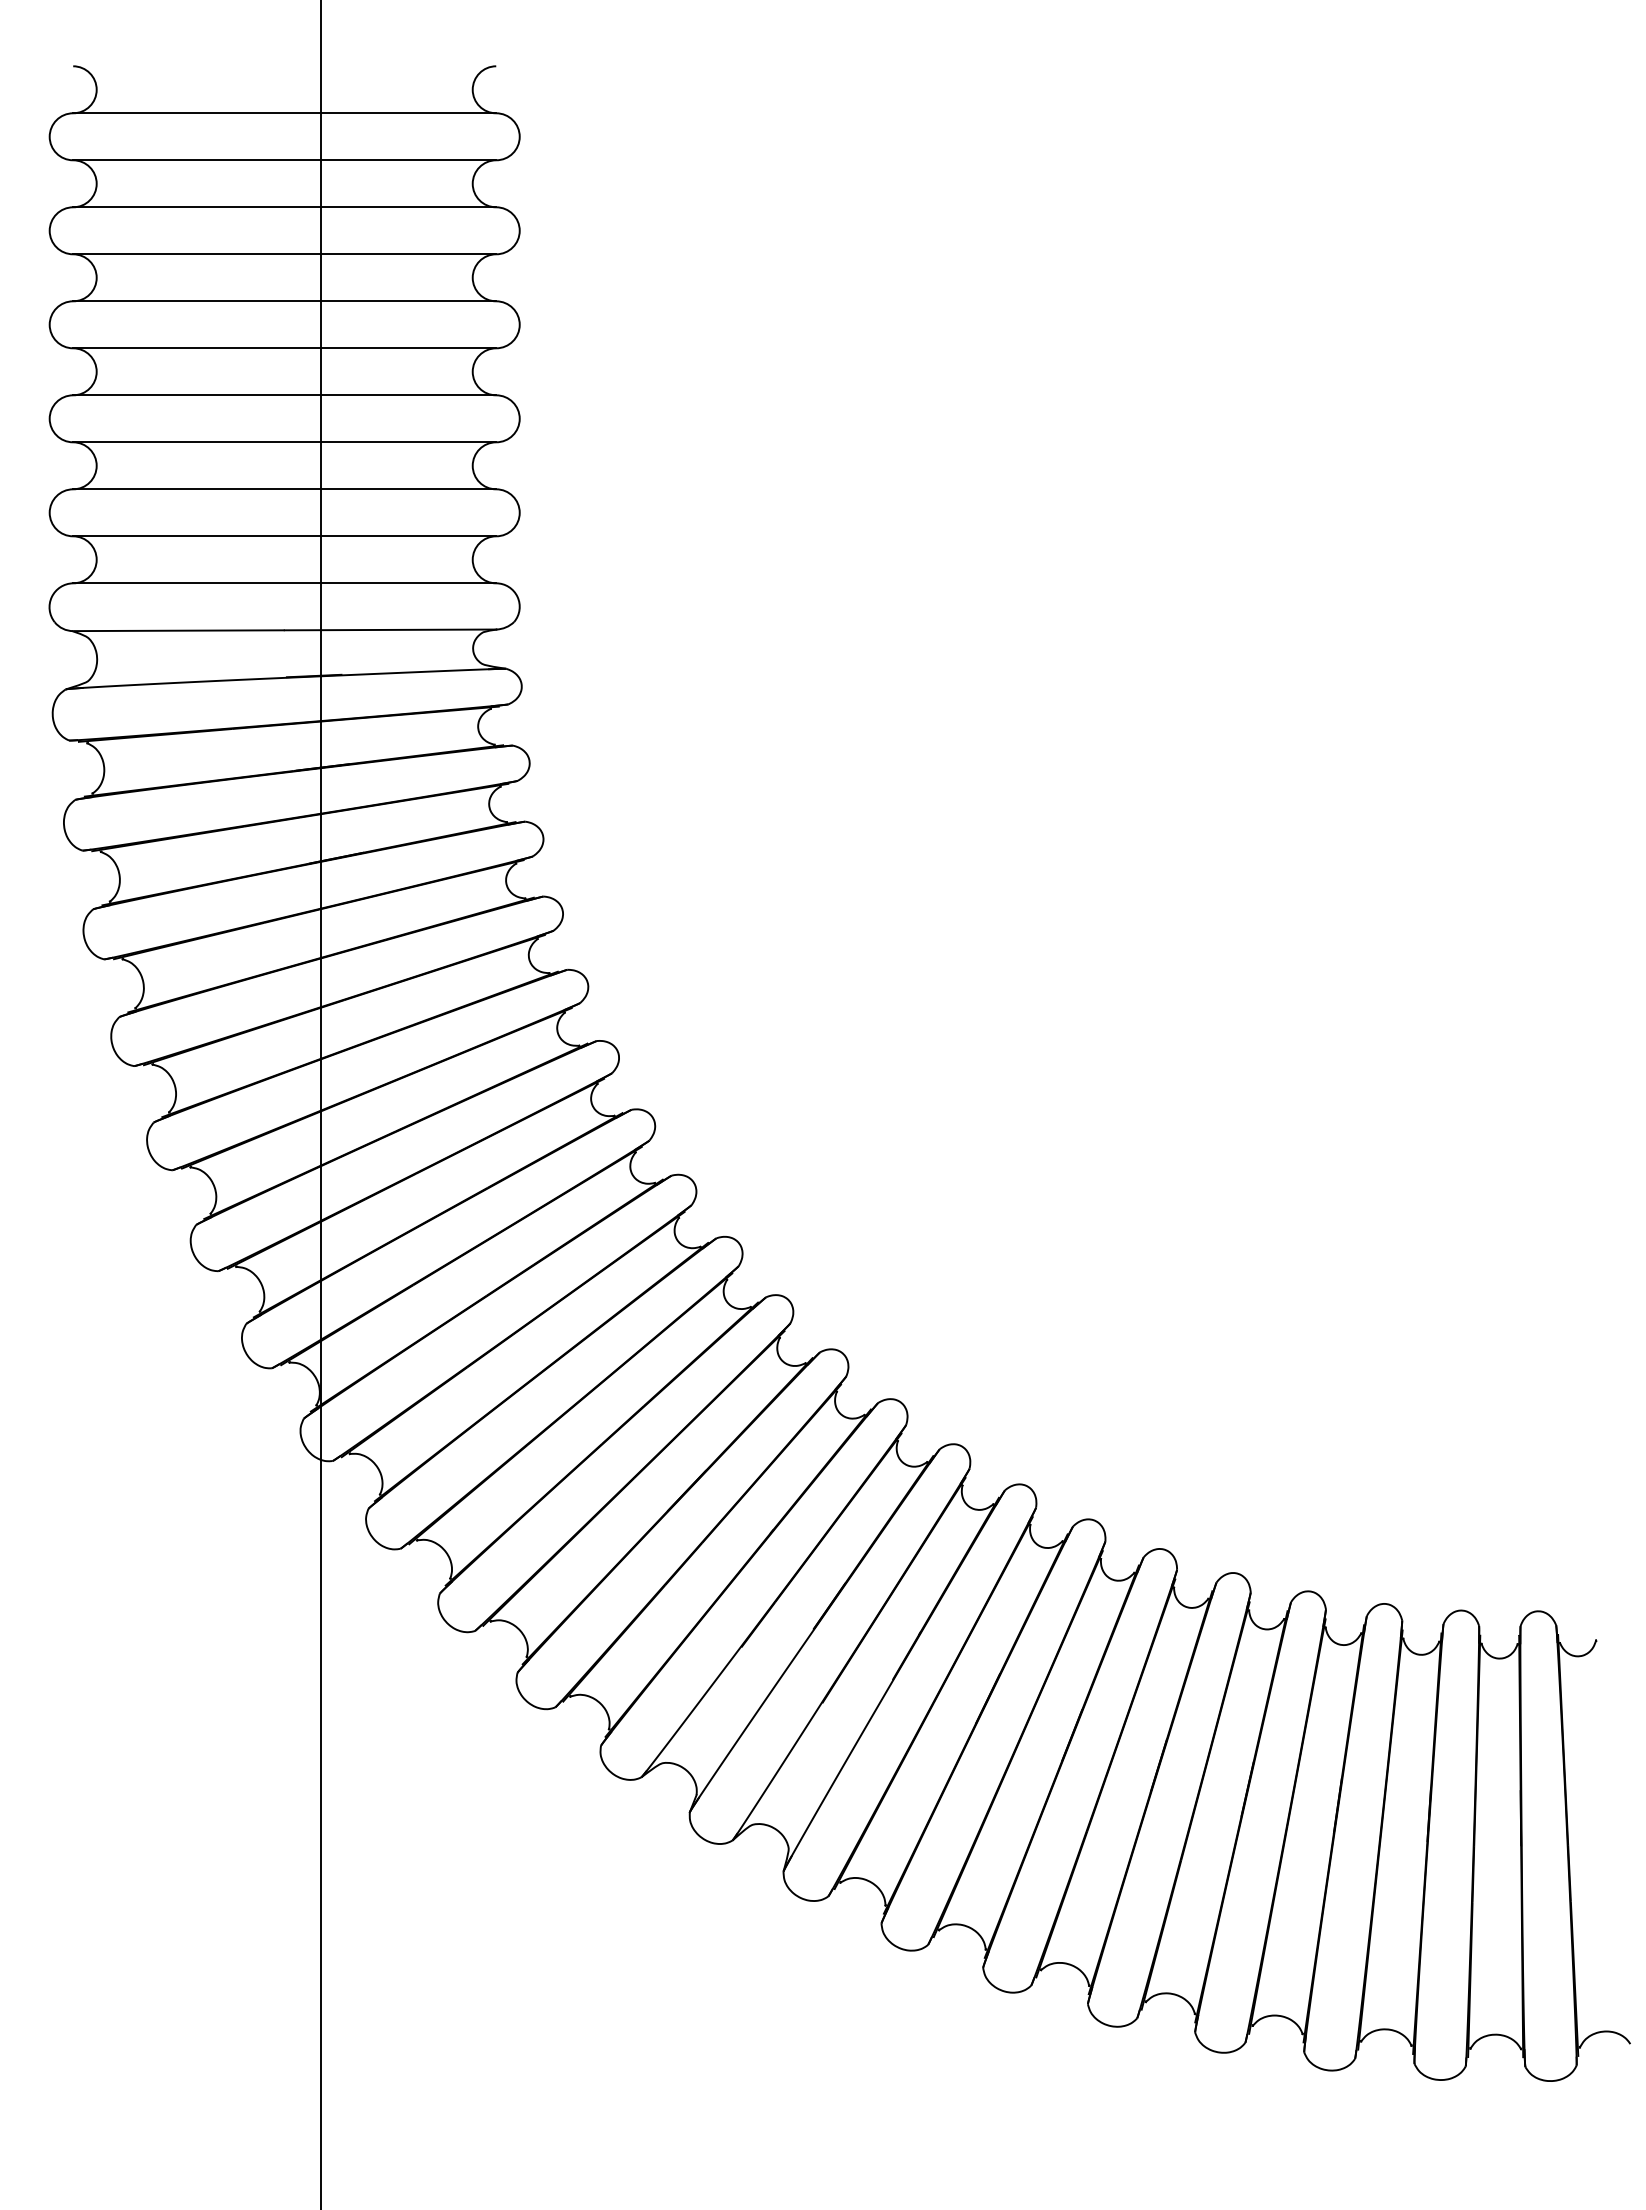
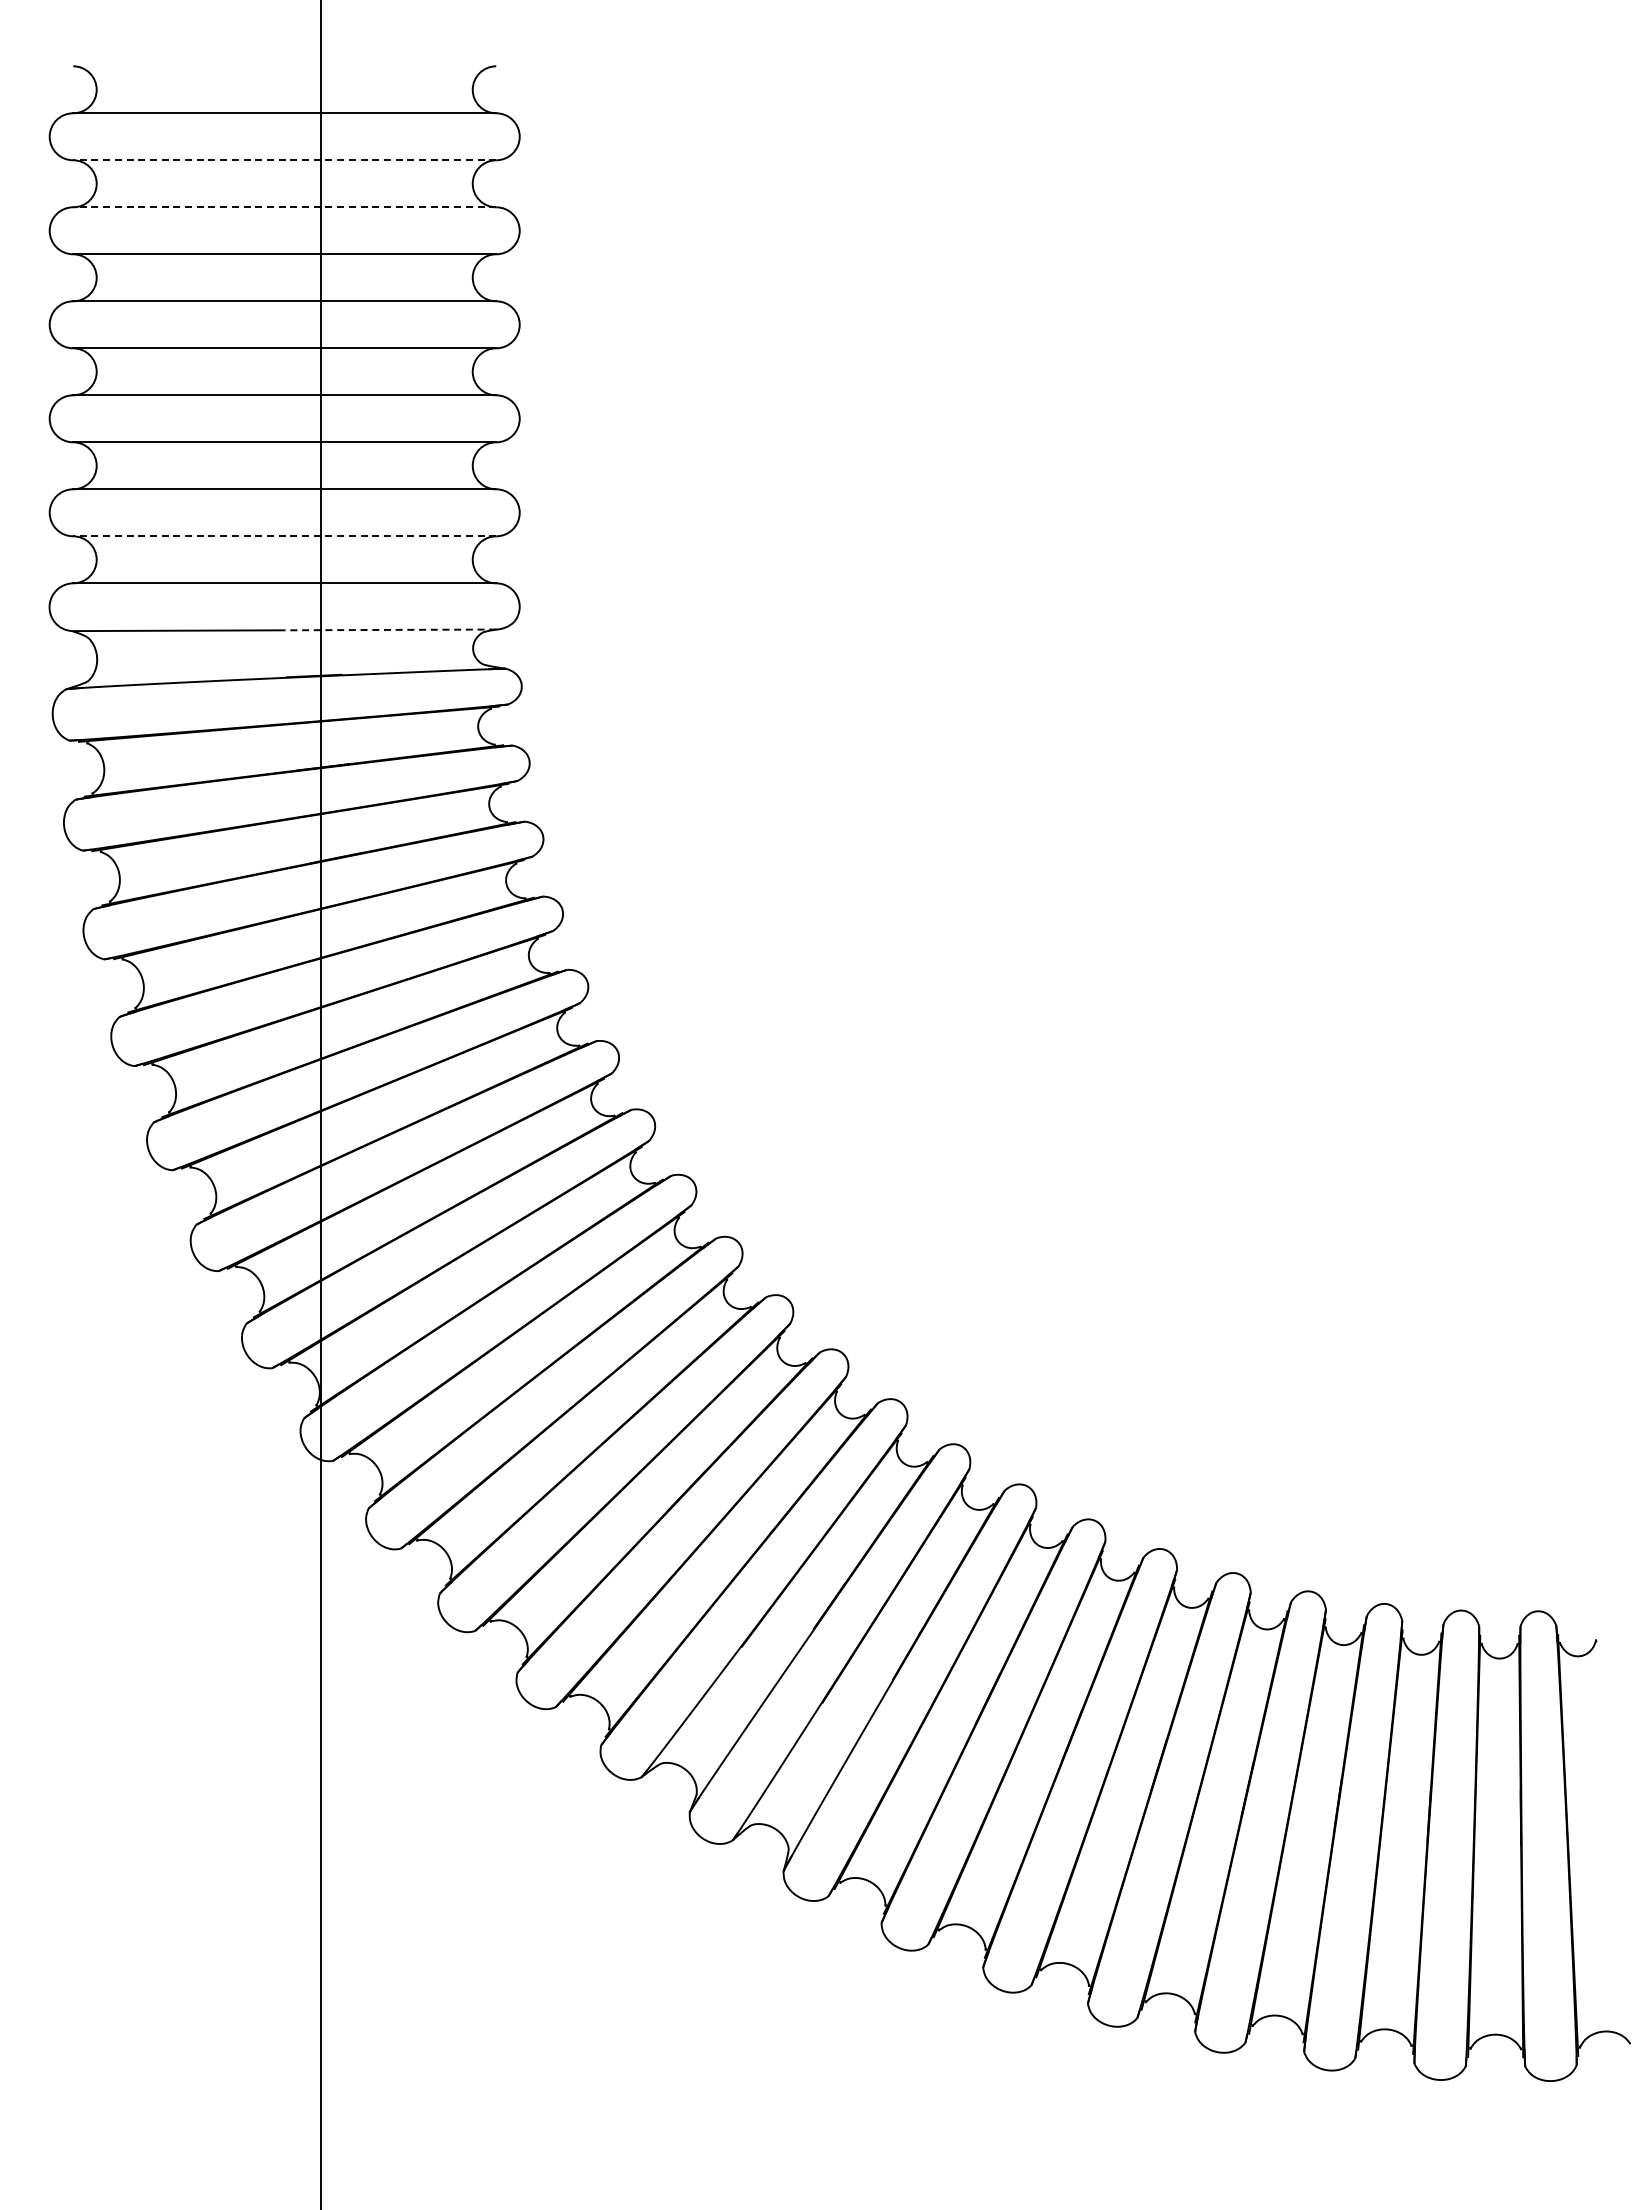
line: solid -> dashed (284, 160)
line: solid -> dashed (284, 207)
line: solid -> dashed (284, 536)
line: solid -> dashed (390, 629)
